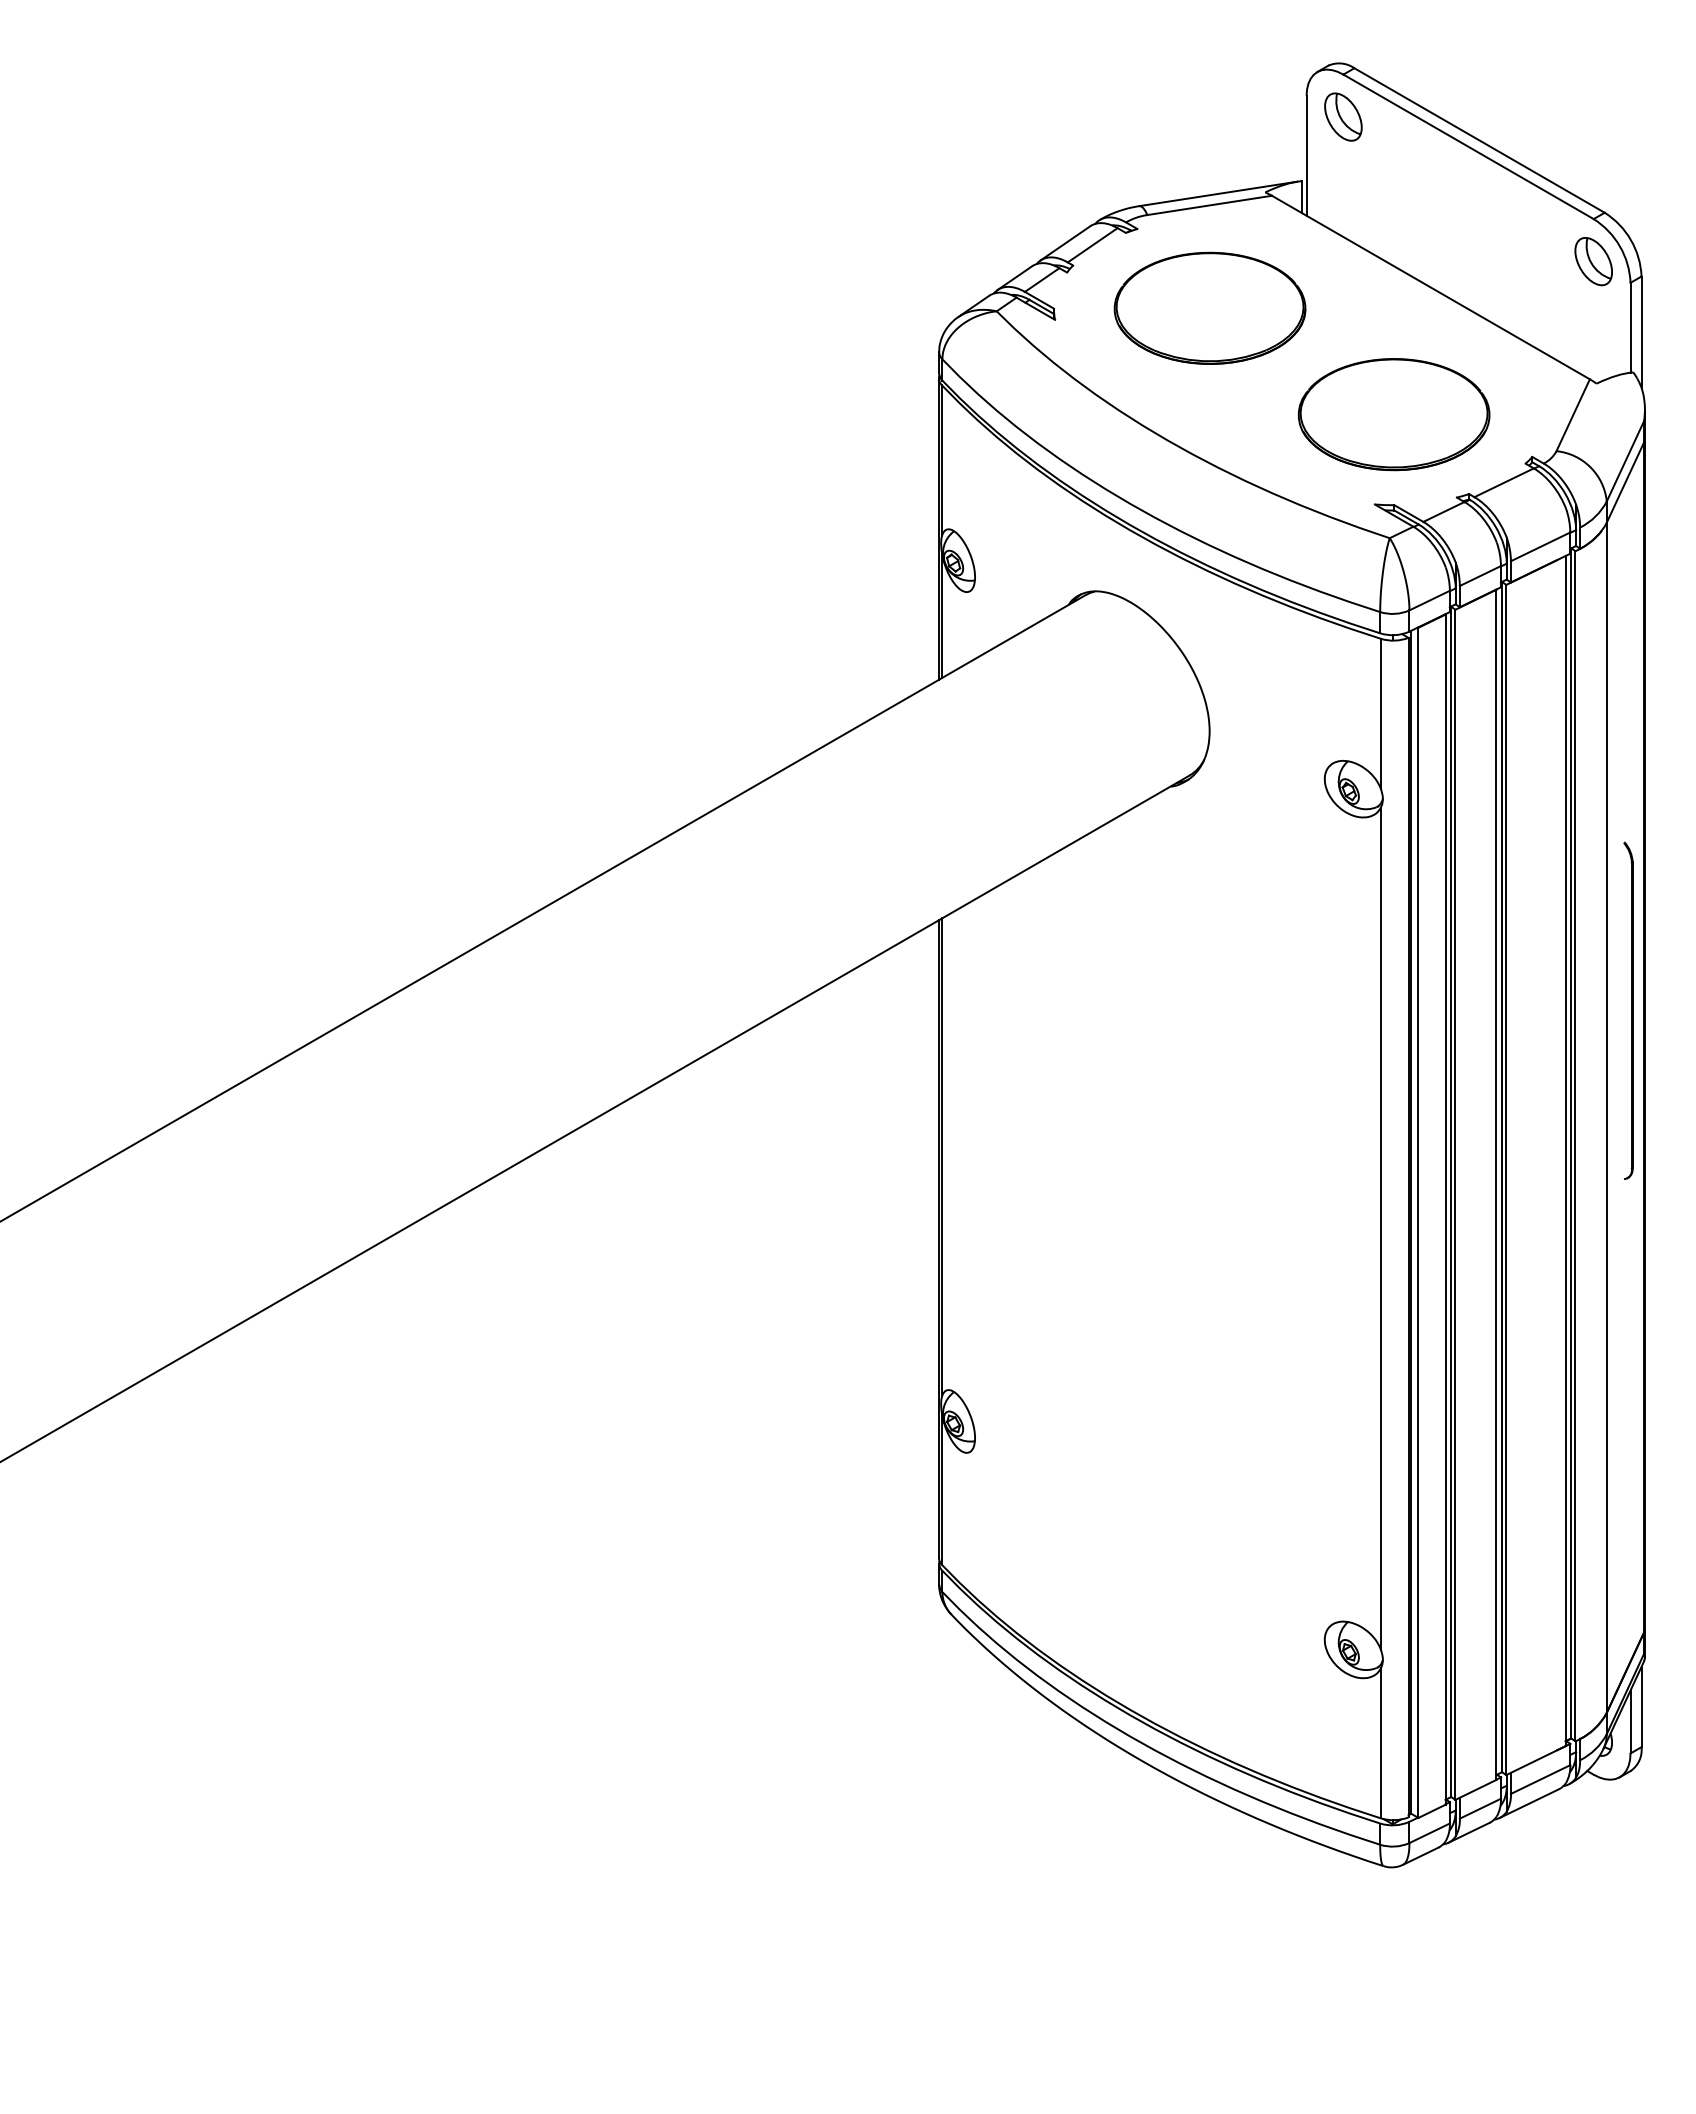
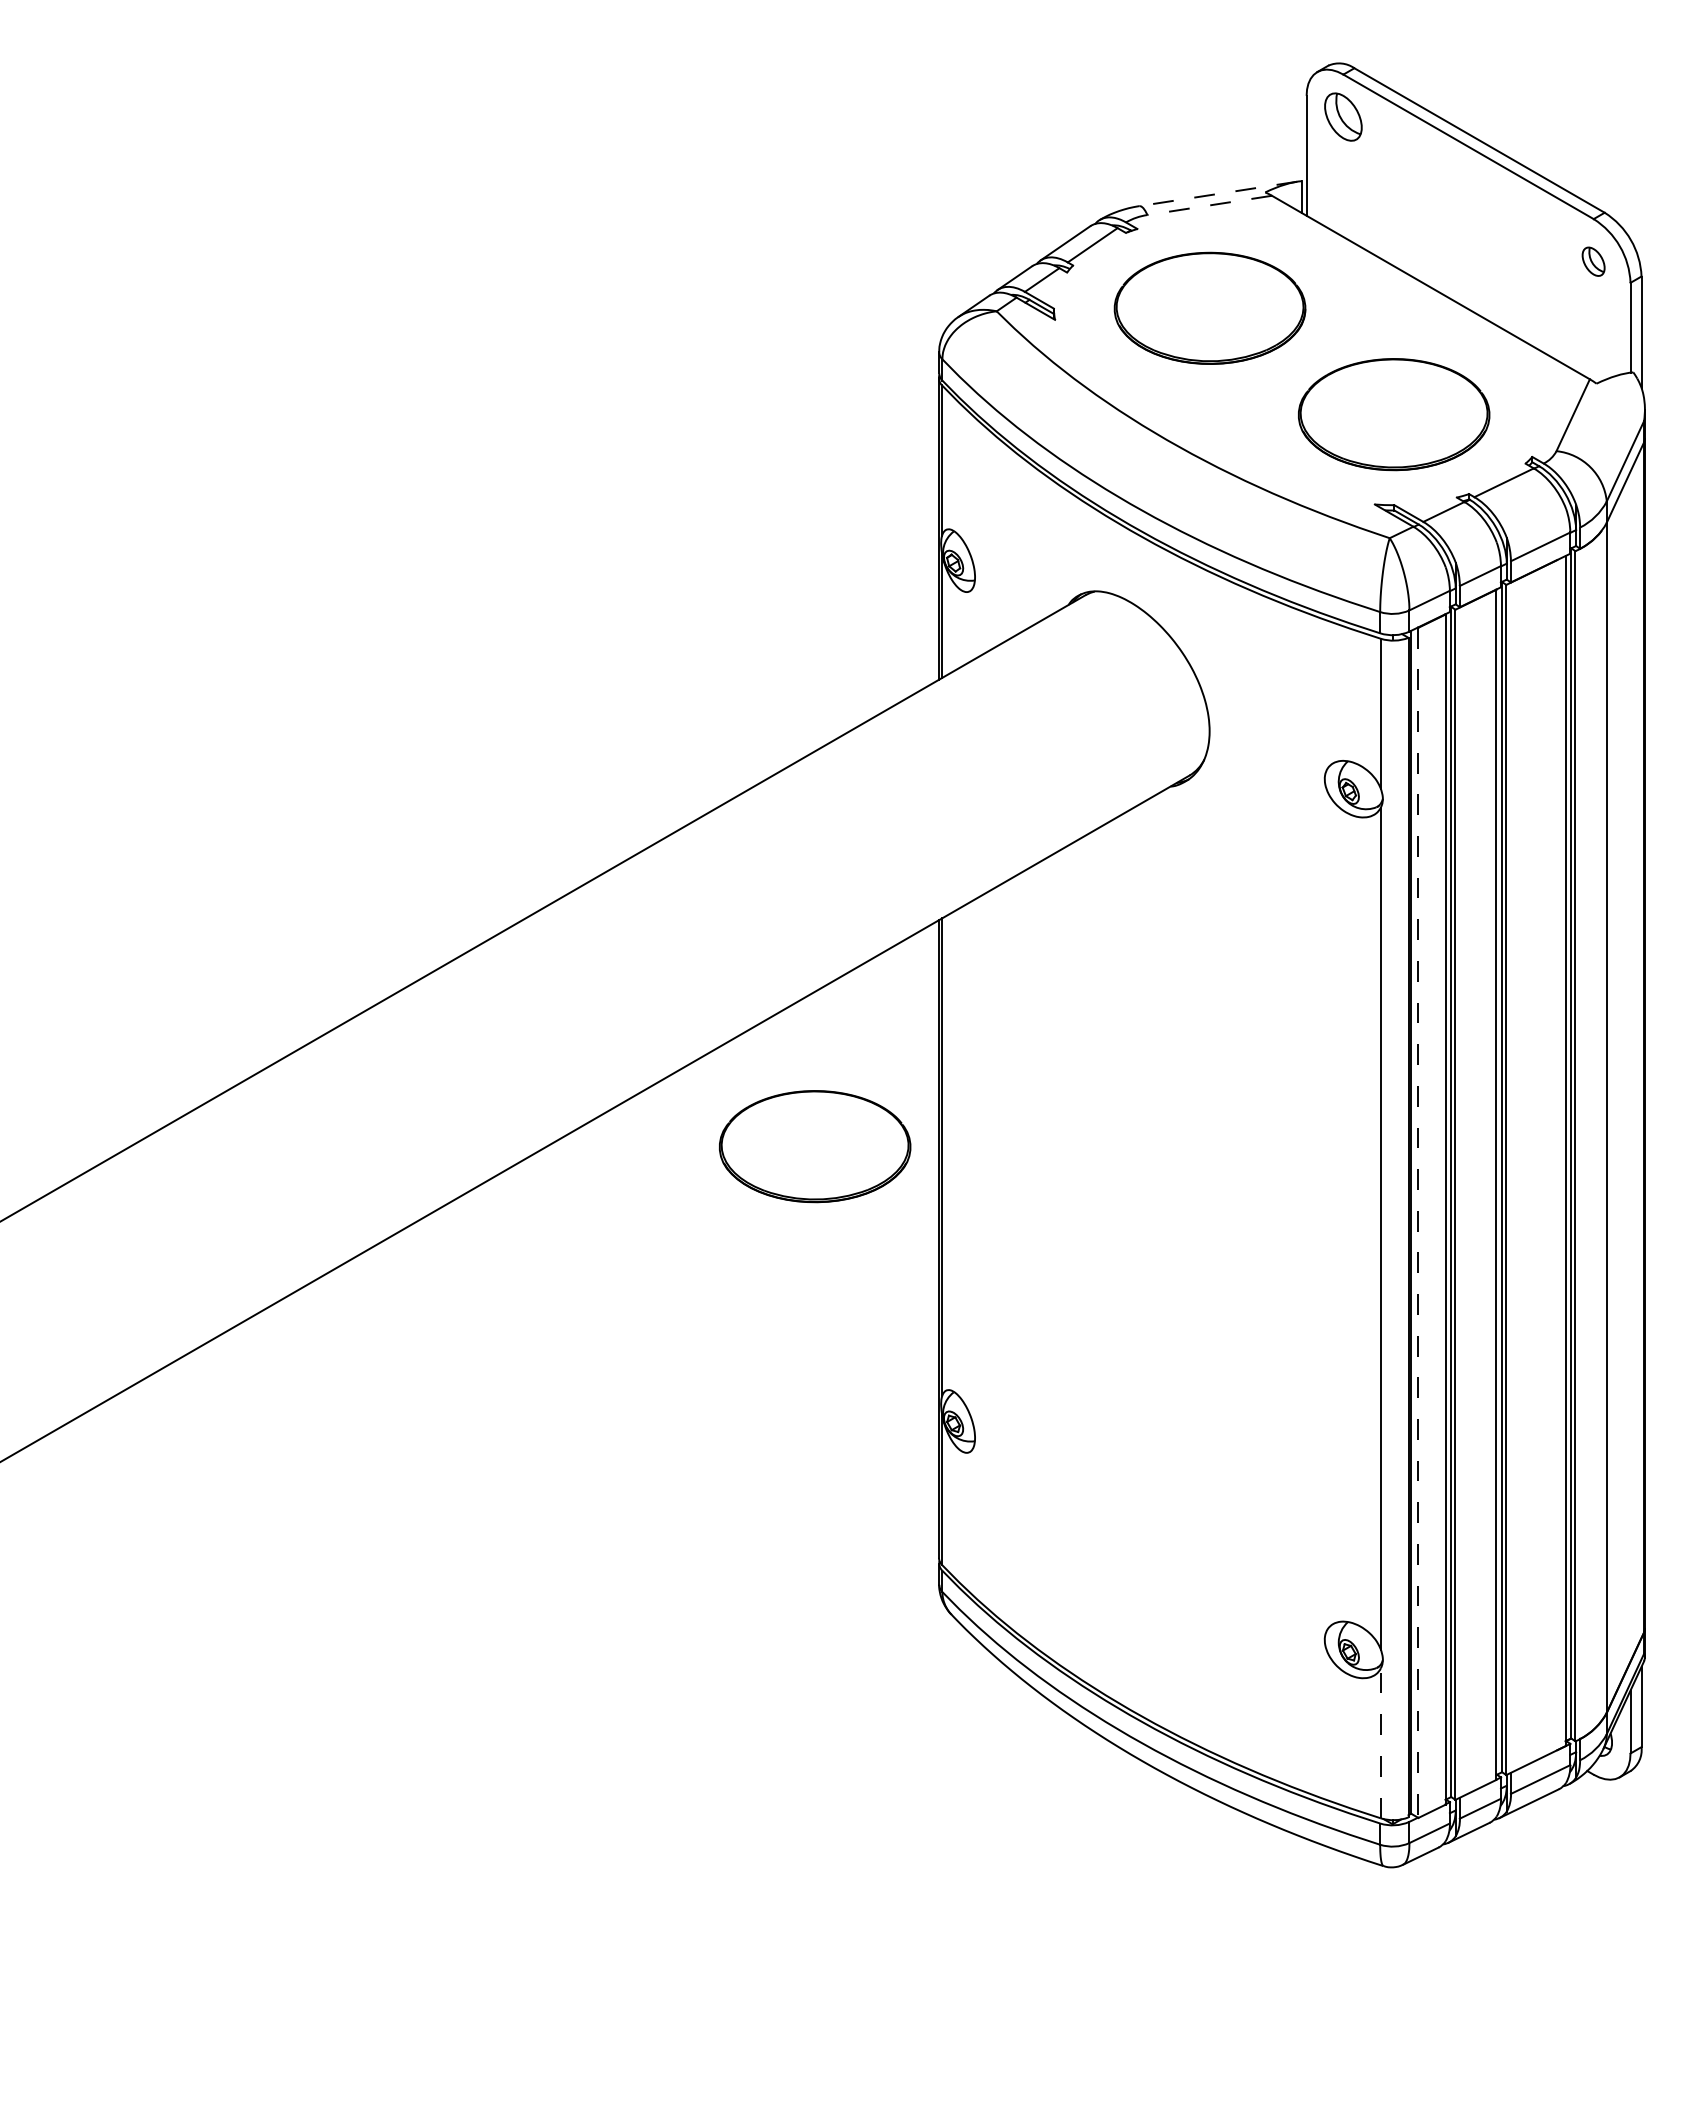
line: solid -> dashed (1218, 193)
line: solid -> dashed (1209, 205)
part size: 39x50 px -> 25x31 px (1593, 261)
part: present -> none (1628, 1010)
part: none -> present (815, 1146)
line: solid -> dashed (1418, 1223)
line: solid -> dashed (1380, 1742)
